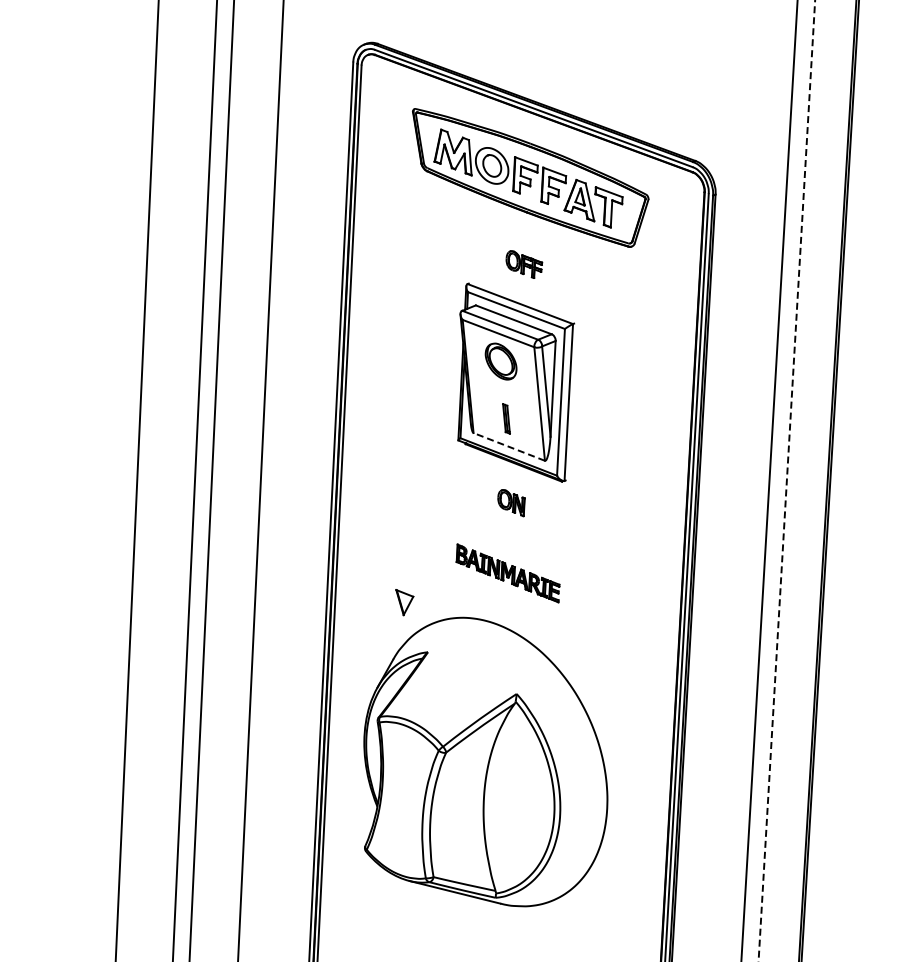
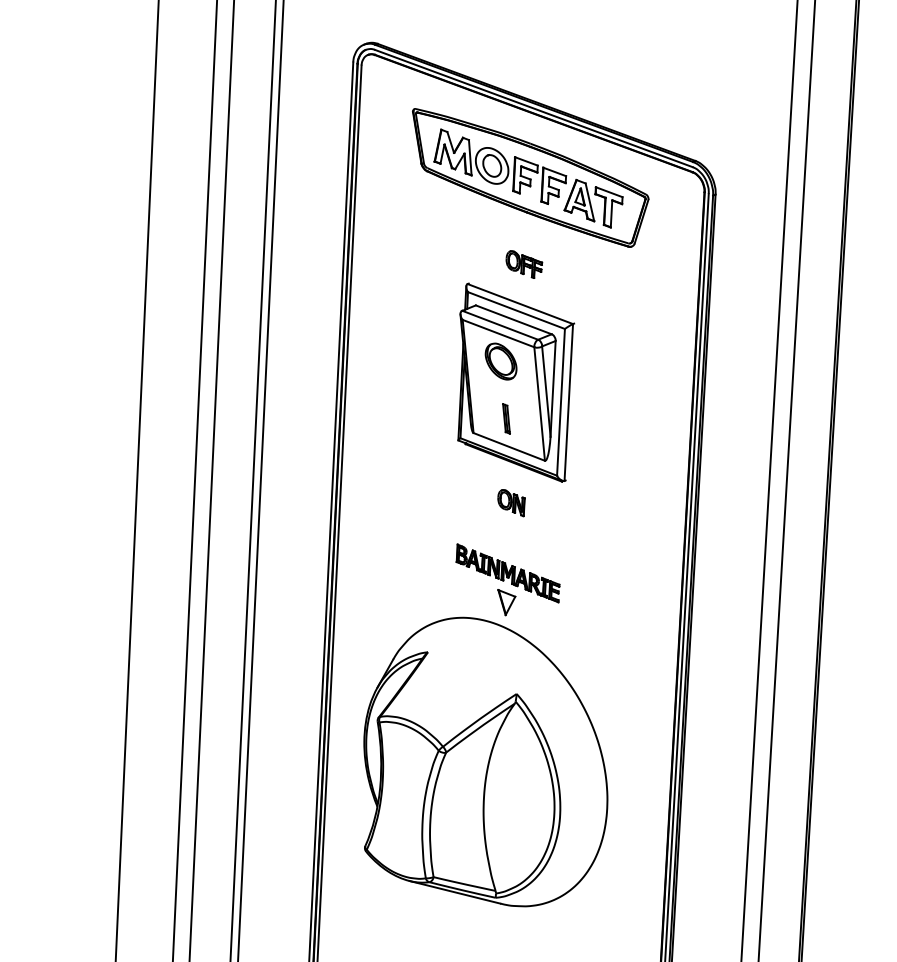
line: dashed -> solid (508, 446)
line: none -> present (252, 480)
line: dashed -> solid (786, 481)
part position: (404, 602) -> (506, 602) (506, 602)
